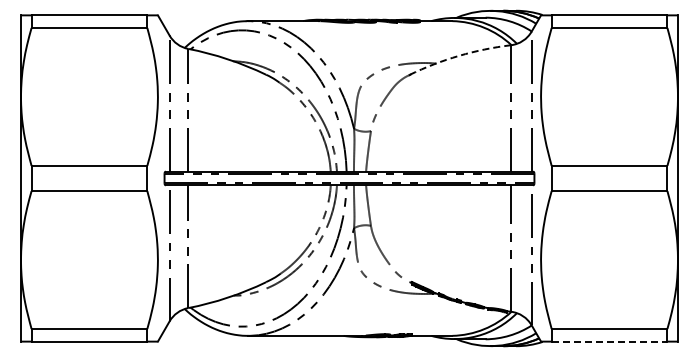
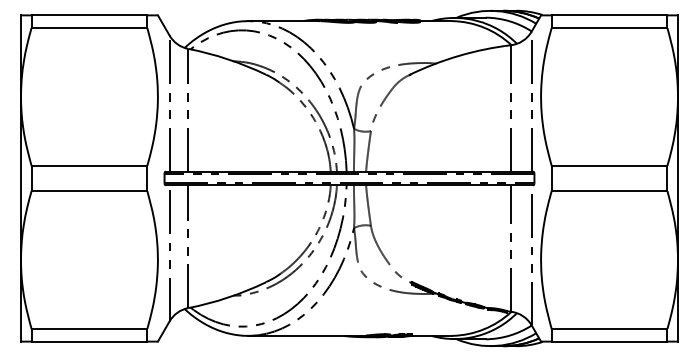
arc: dashed -> solid (459, 55)
line: dashed -> solid (609, 341)
